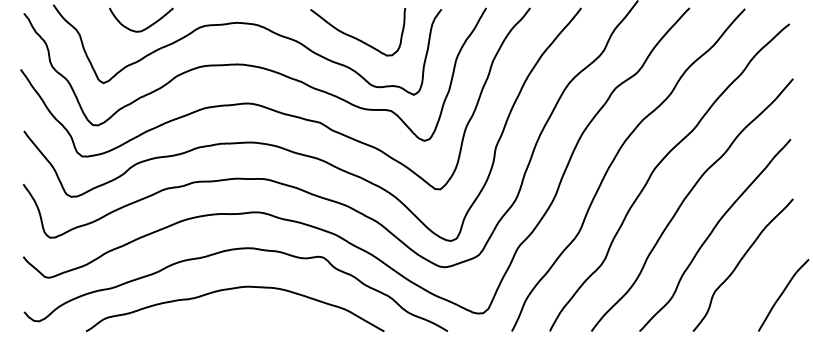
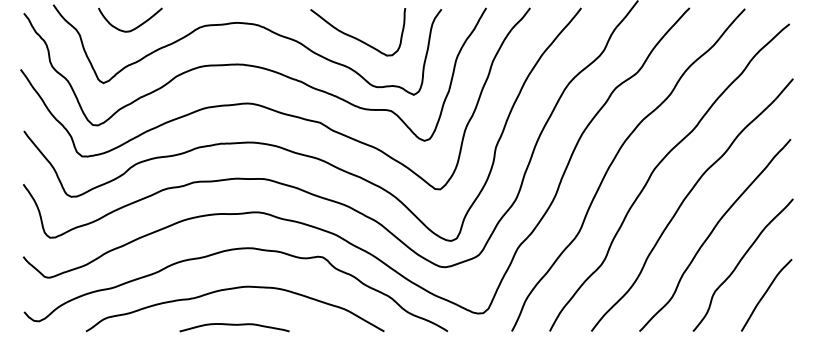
curve position: (147, 26) -> (136, 26) (136, 26)
curve position: (782, 294) -> (765, 294) (765, 294)
curve: none -> present (234, 325)
